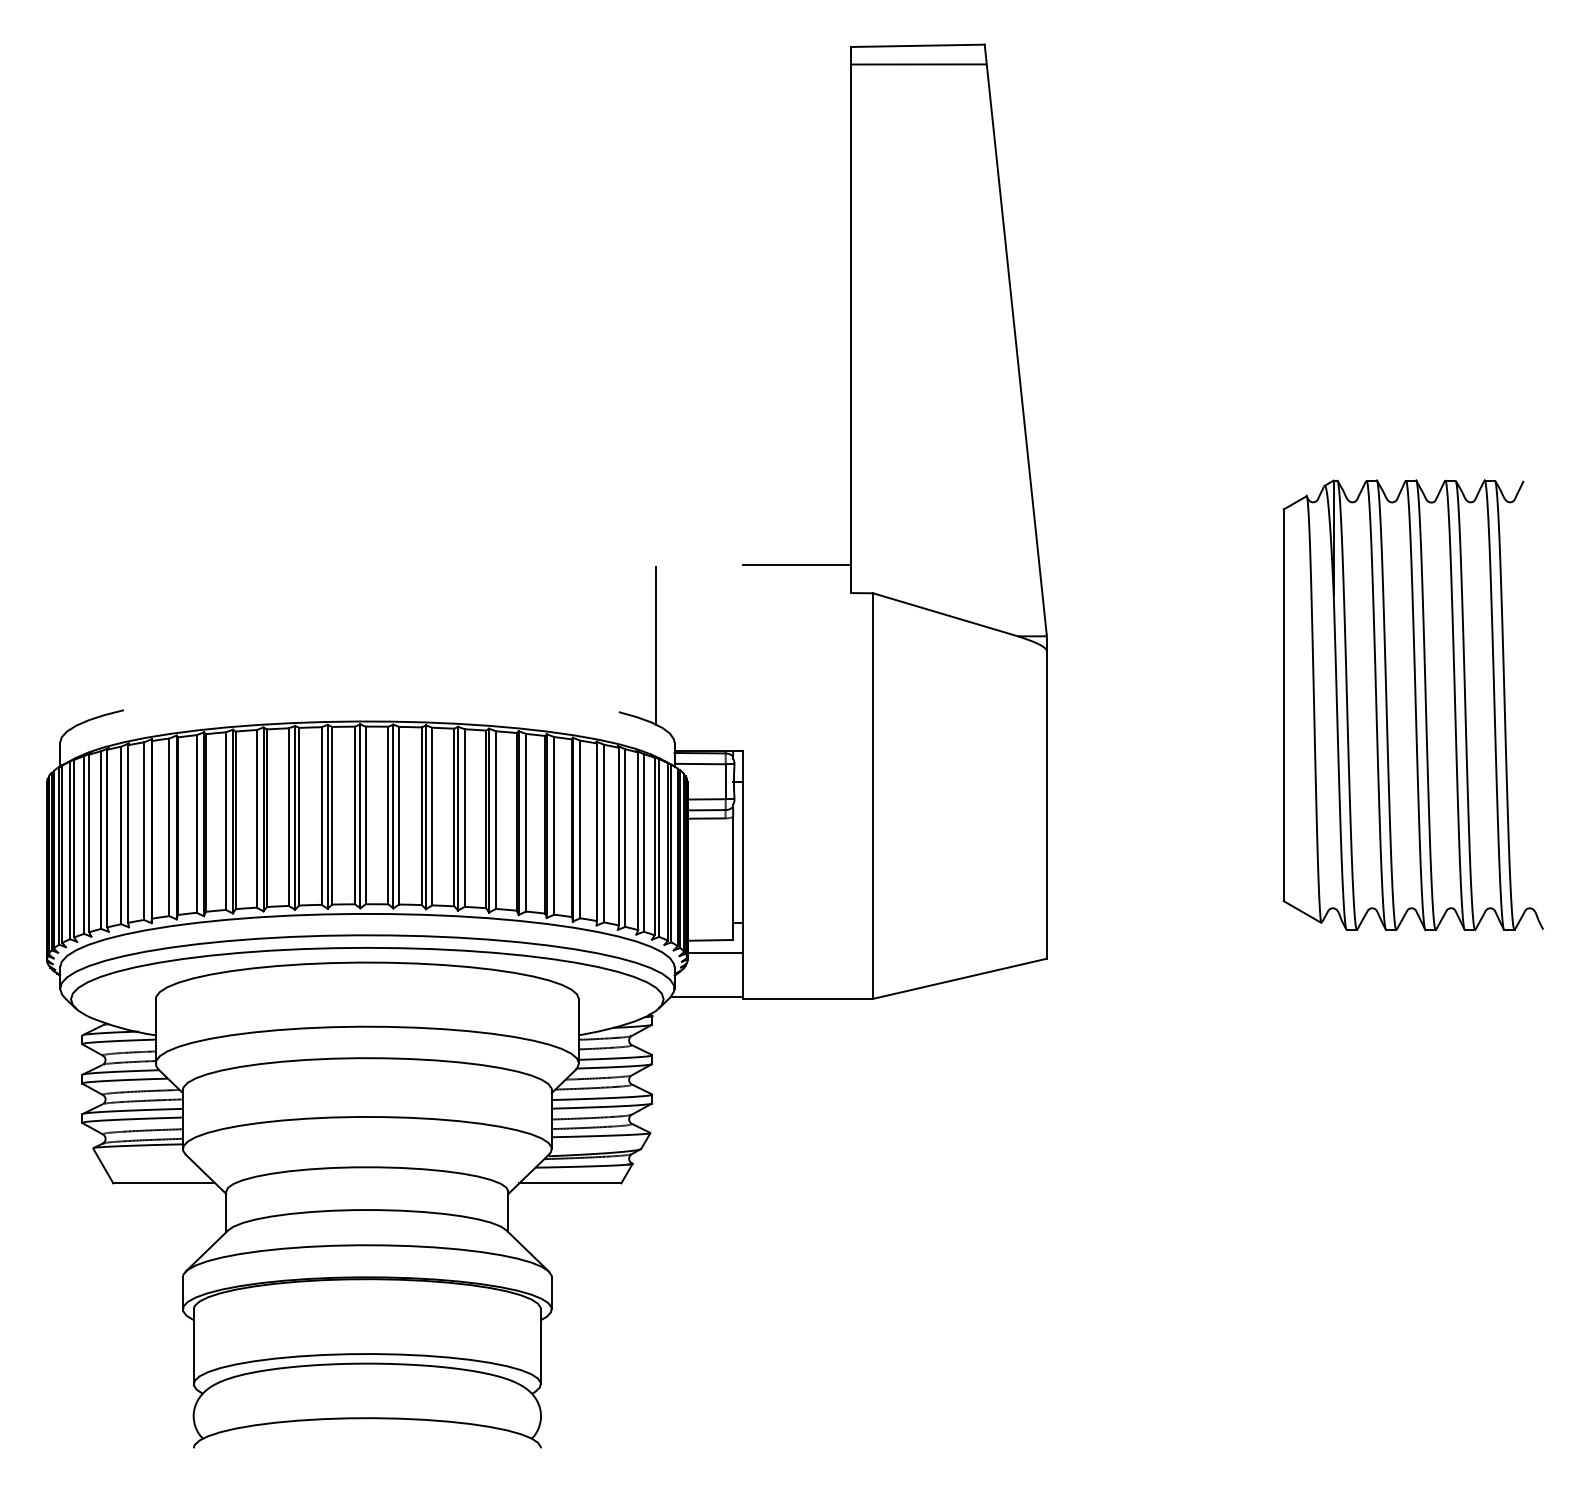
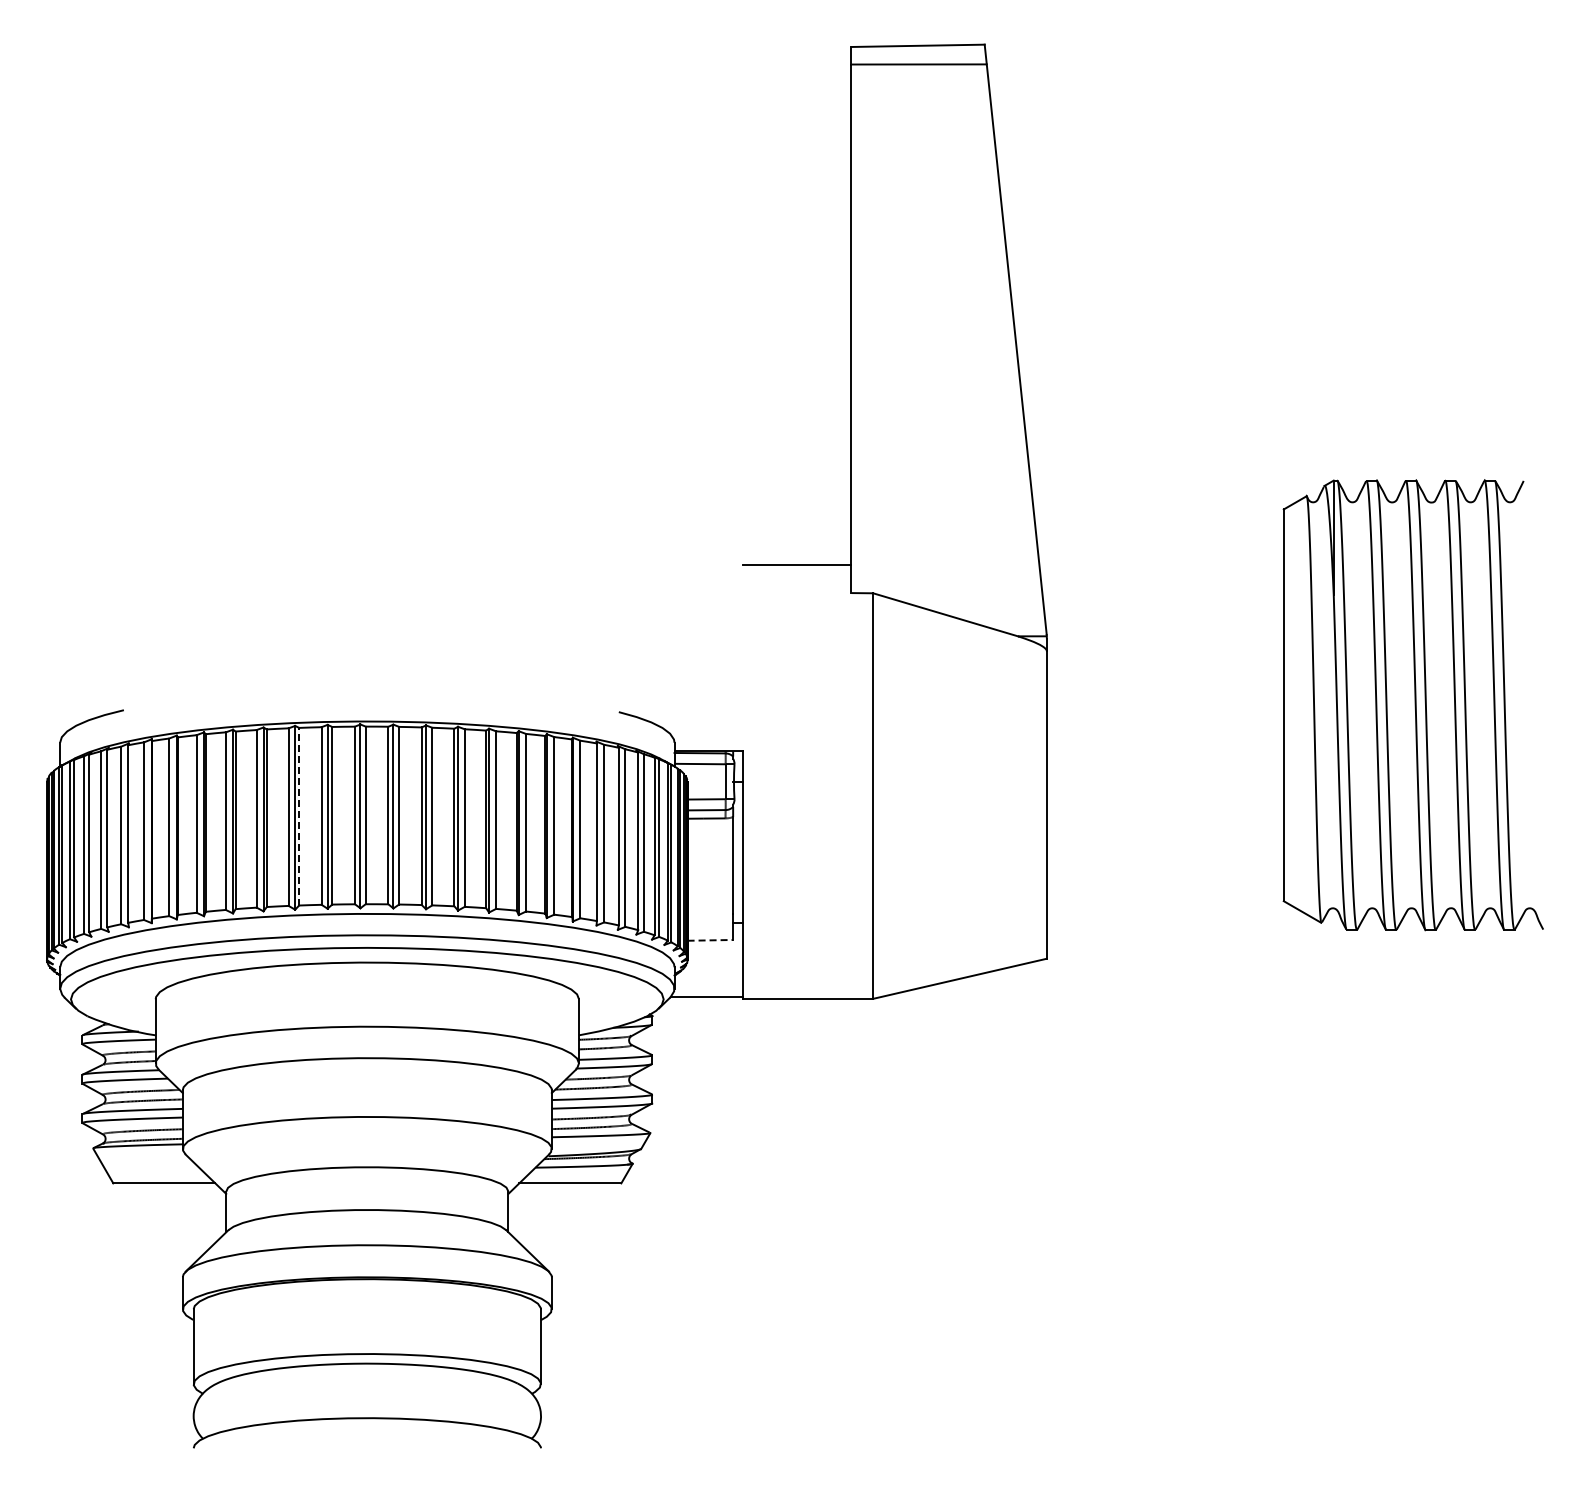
line: present -> none (656, 645)
line: solid -> dashed (299, 816)
line: solid -> dashed (710, 940)
line: present -> none (714, 952)
